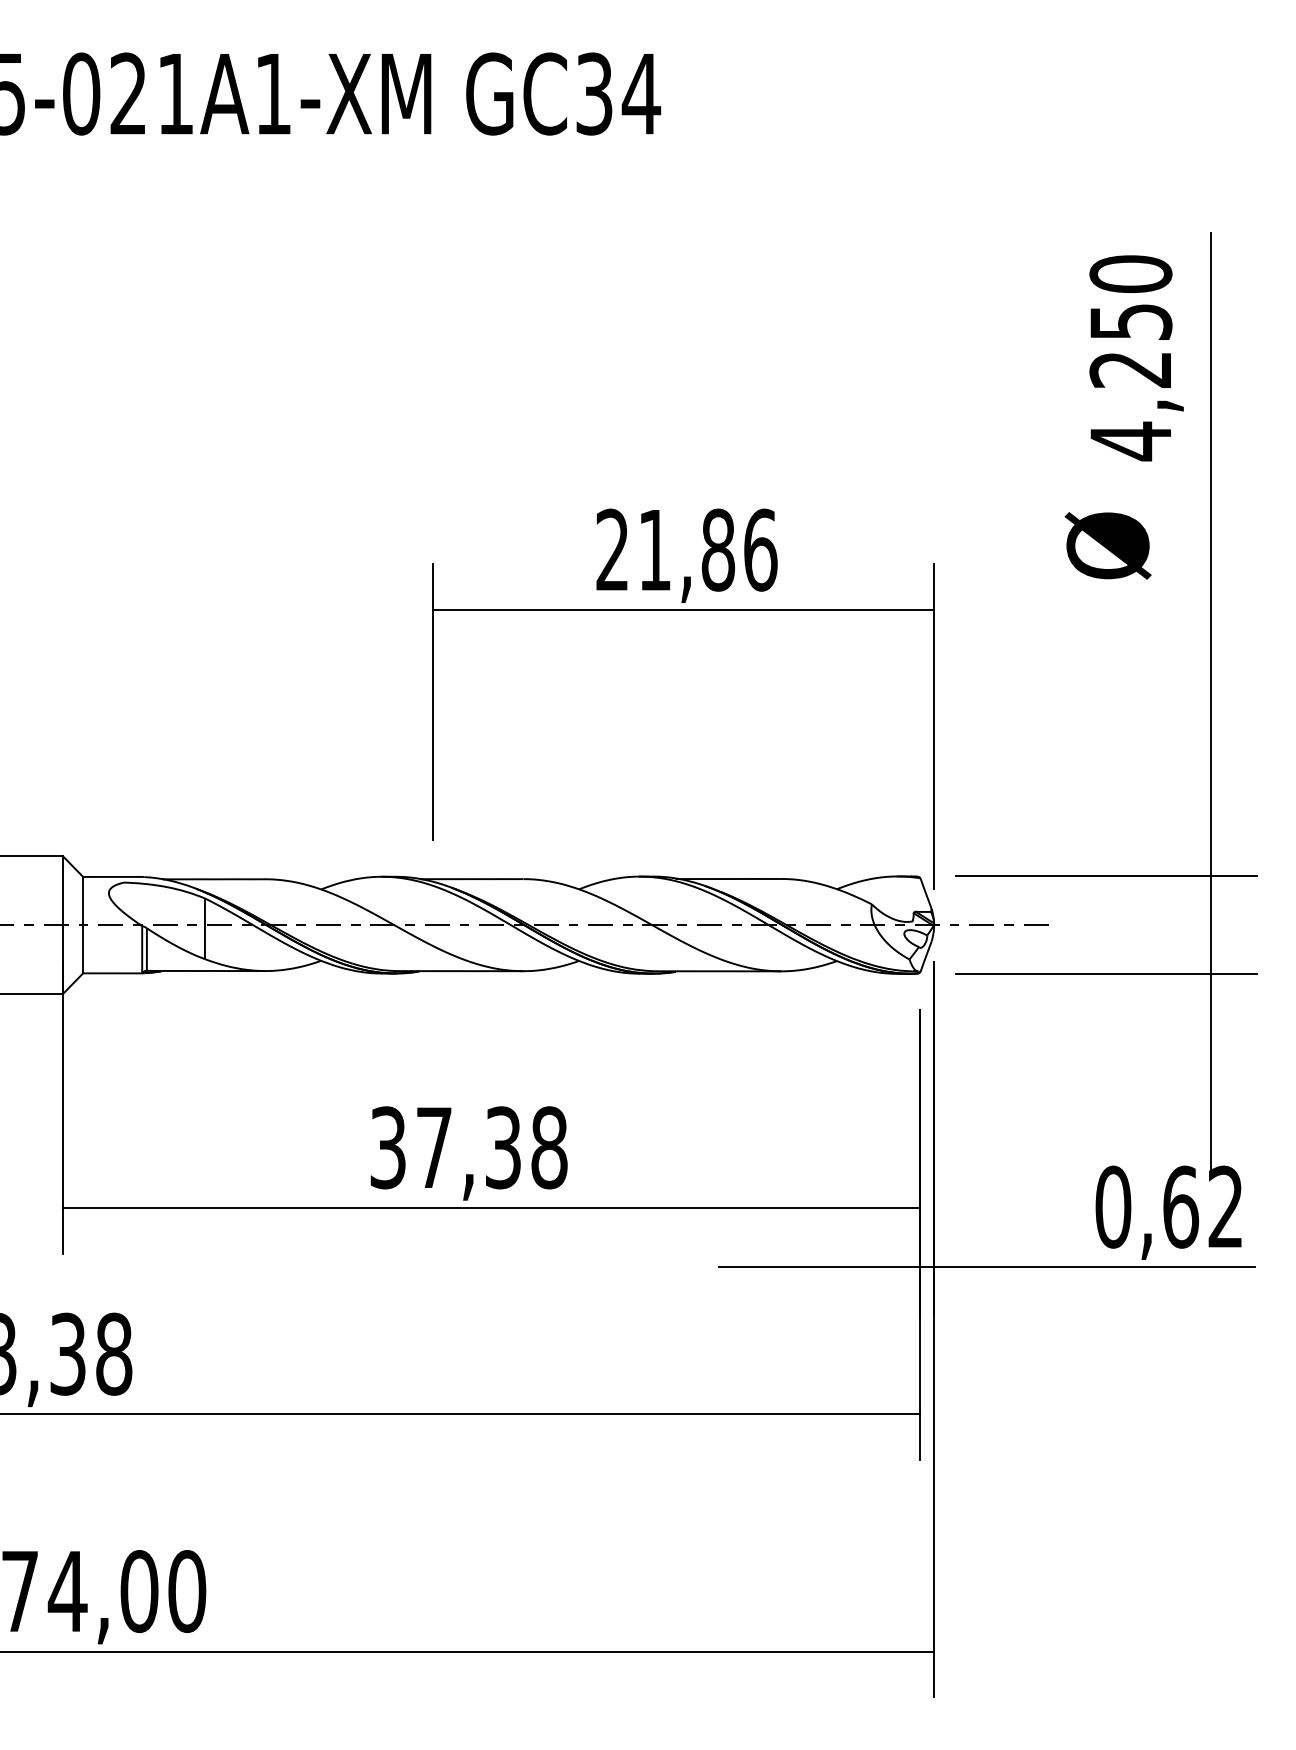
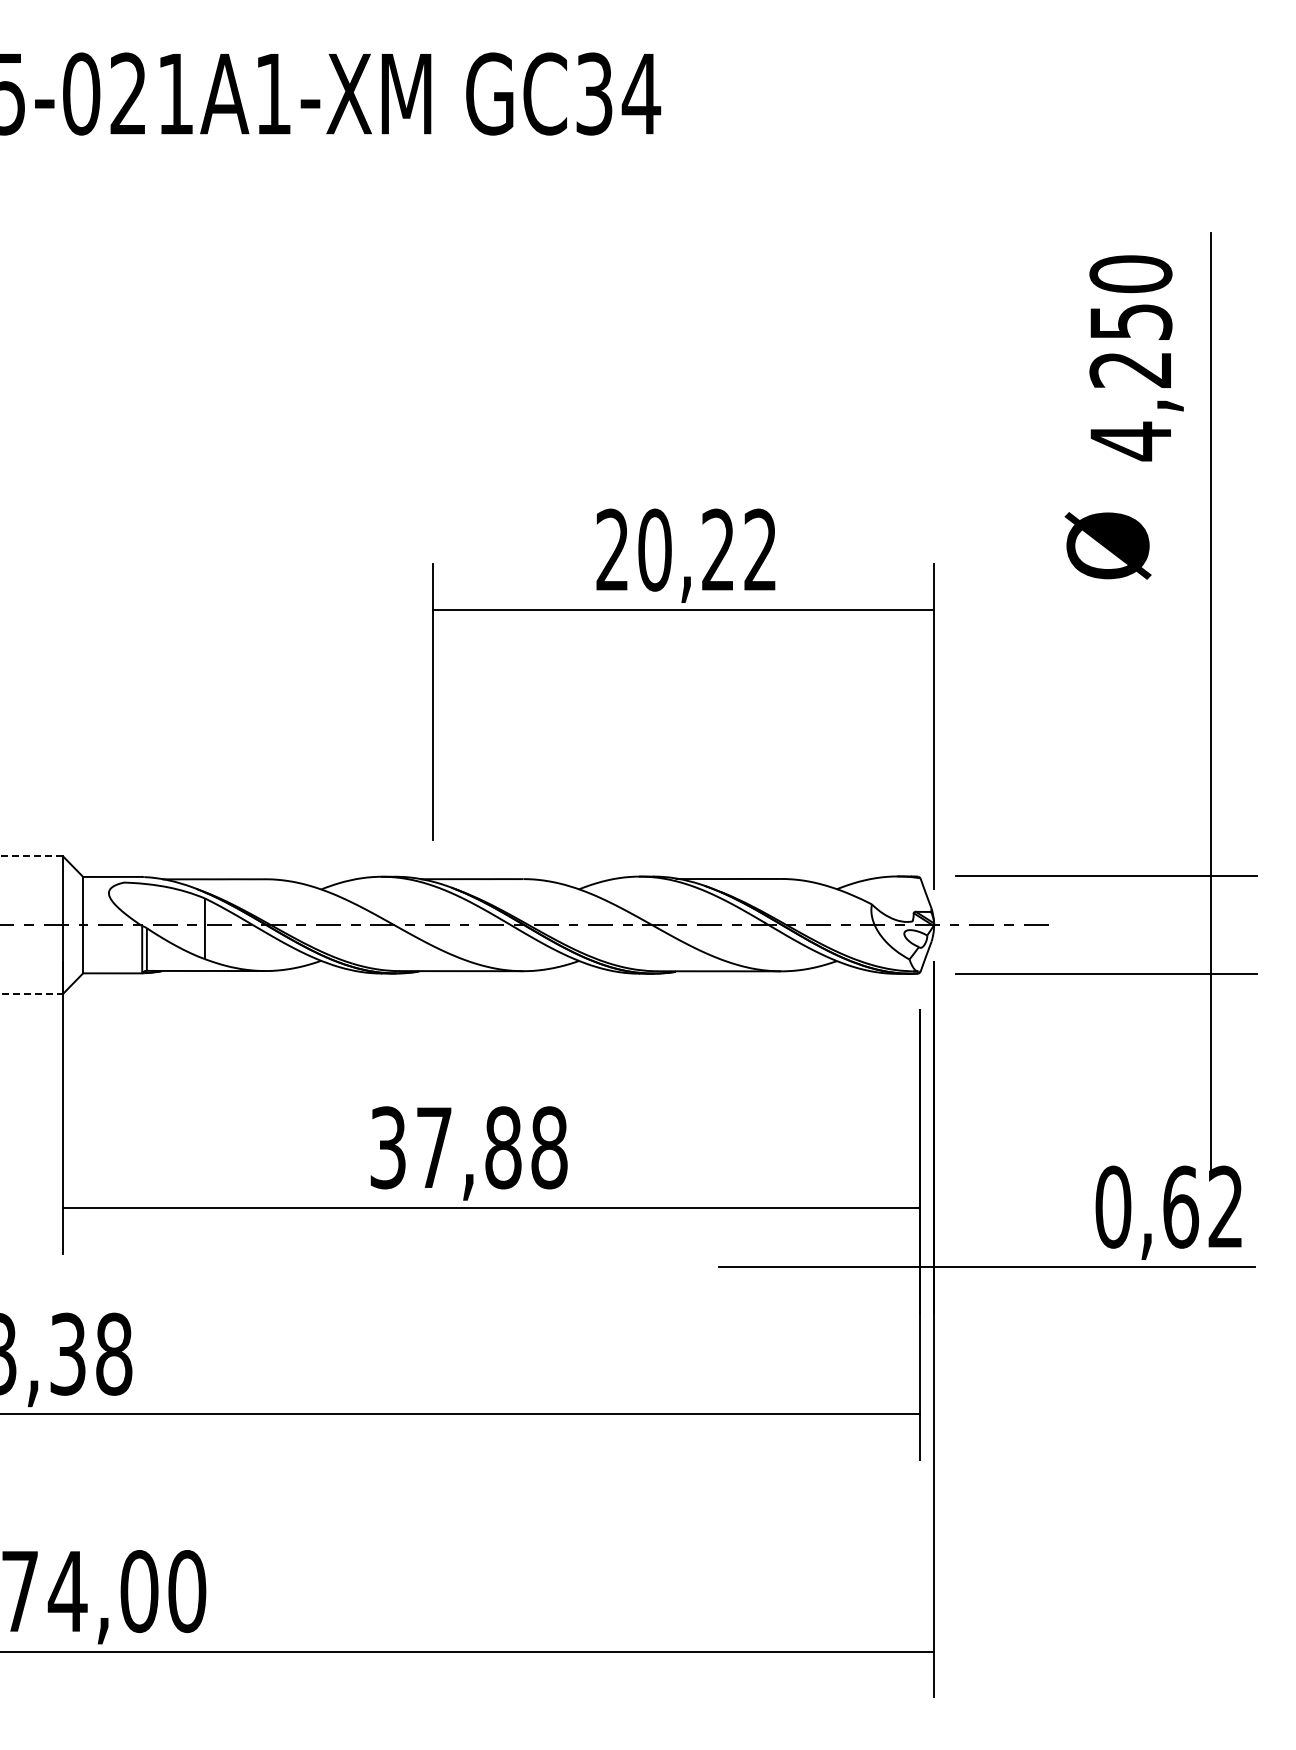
text: 21,86 -> 20,22 (707, 549)
line: solid -> dashed (31, 856)
line: solid -> dashed (32, 993)
text: 37,38 -> 37,88 (503, 1147)
